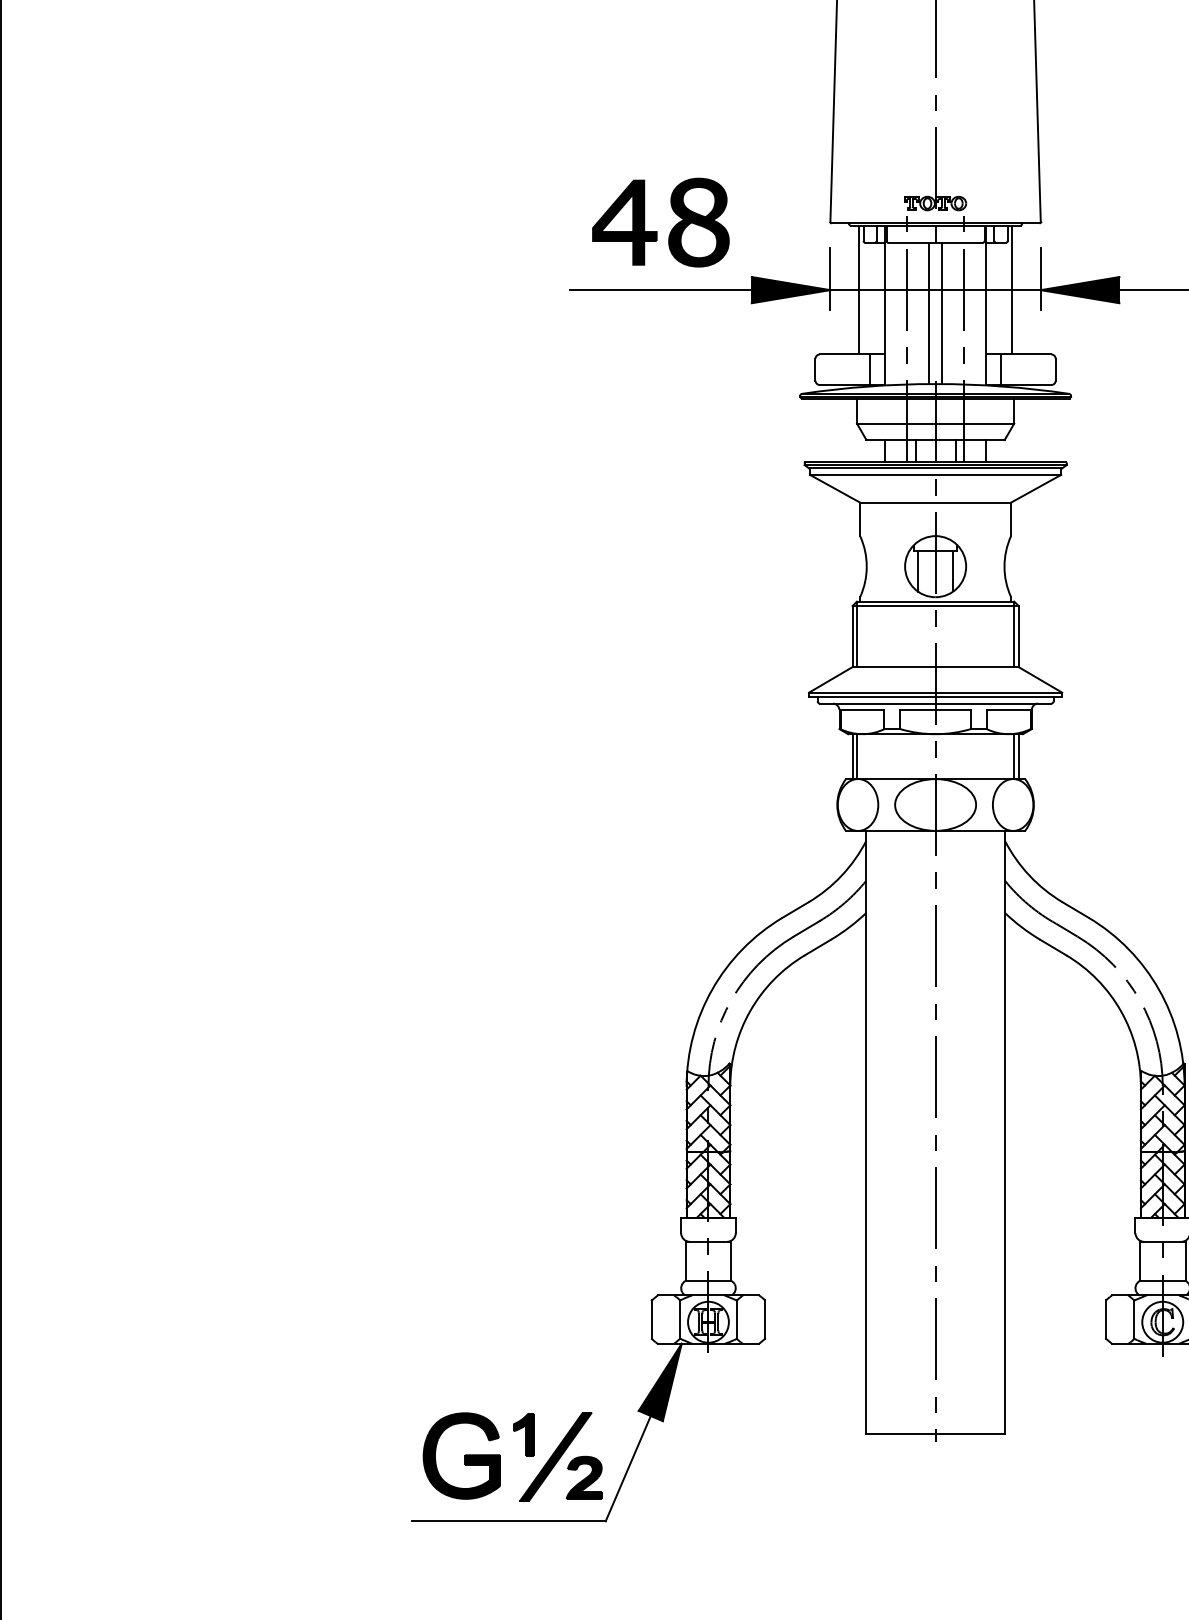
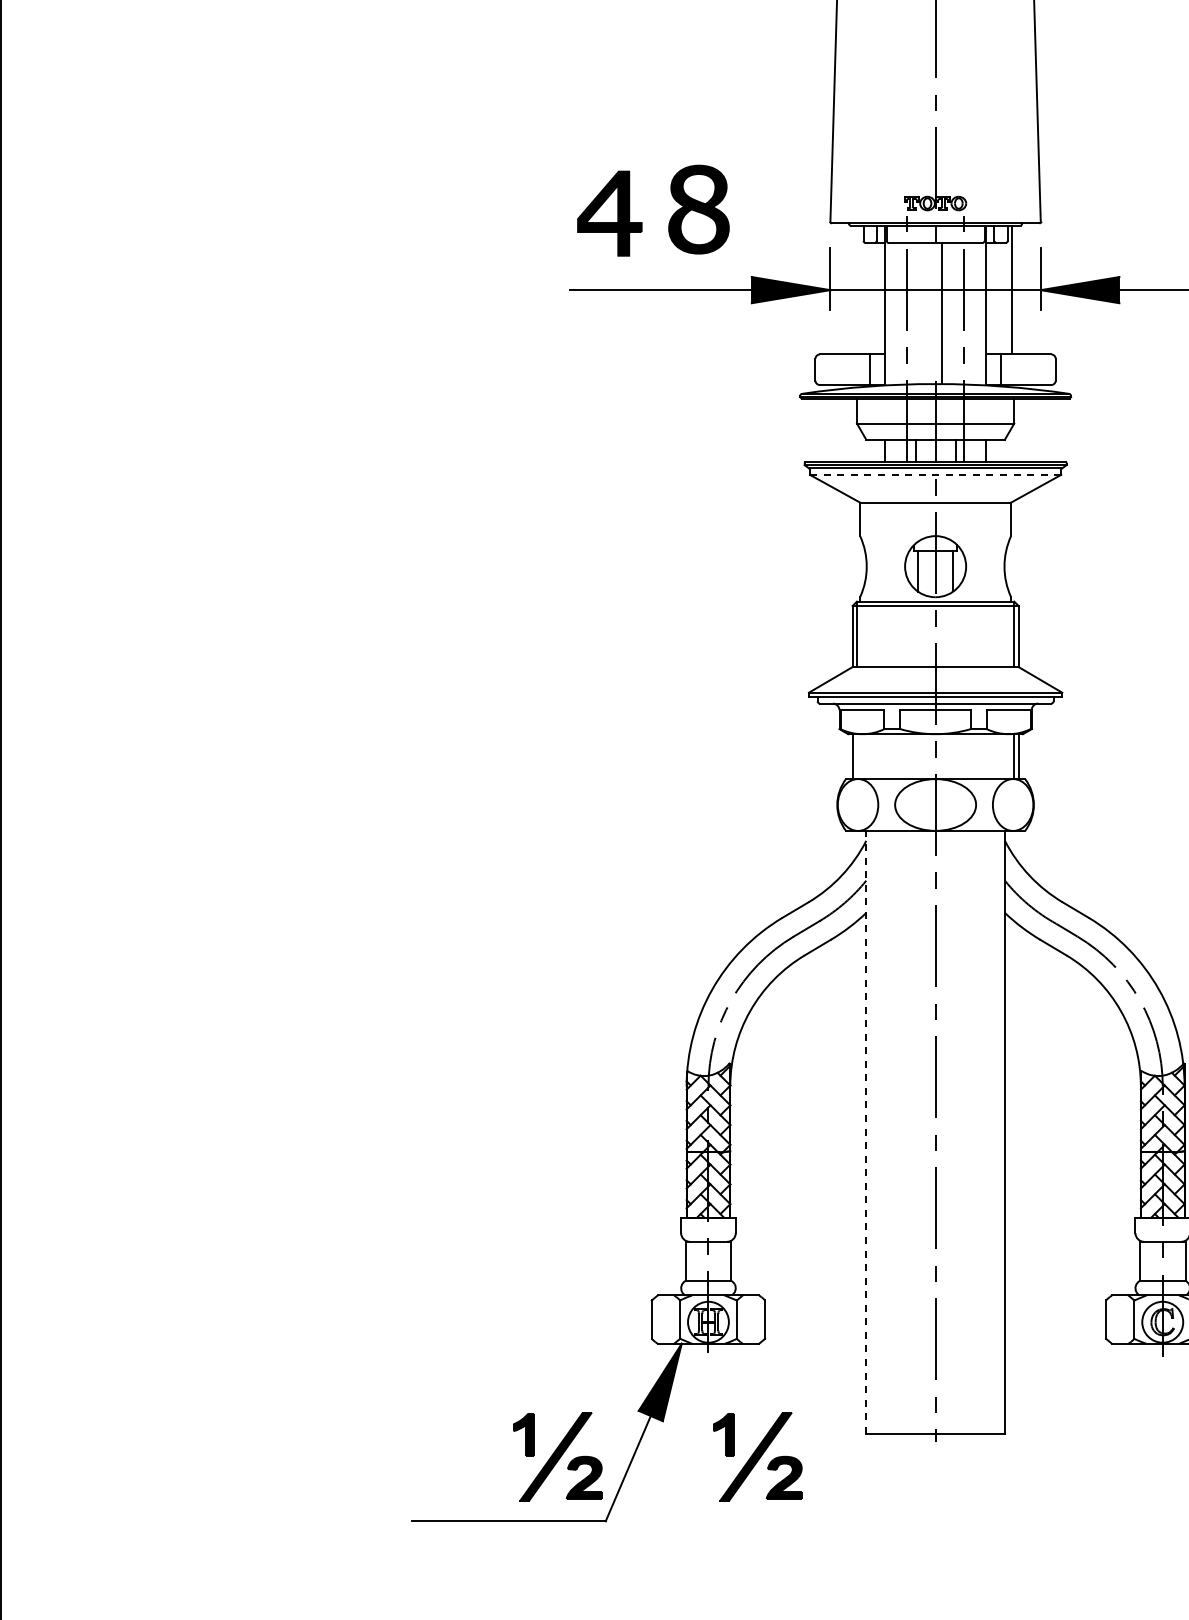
part position: (624, 222) -> (609, 213) (609, 213)
part position: (698, 222) -> (698, 209) (698, 209)
line: present -> none (859, 288)
line: present -> none (929, 313)
line: solid -> dashed (935, 474)
line: present -> none (857, 756)
line: solid -> dashed (866, 1131)
part: present -> none (461, 1455)
part: none -> present (757, 1456)
